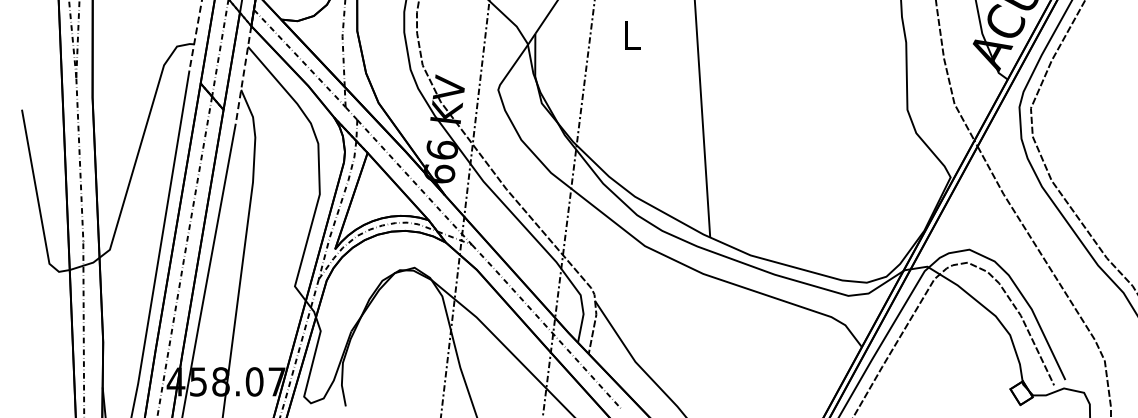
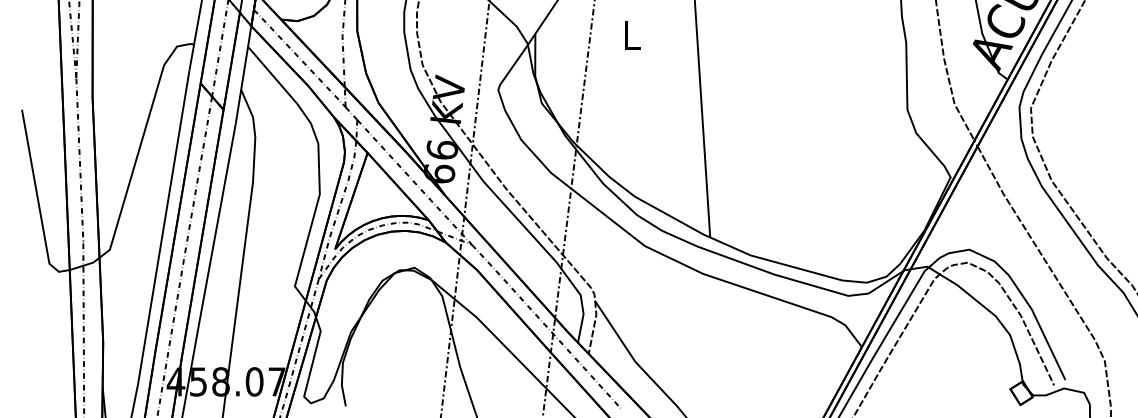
line: dashed -> solid (195, 36)
line: dashed -> solid (243, 75)
